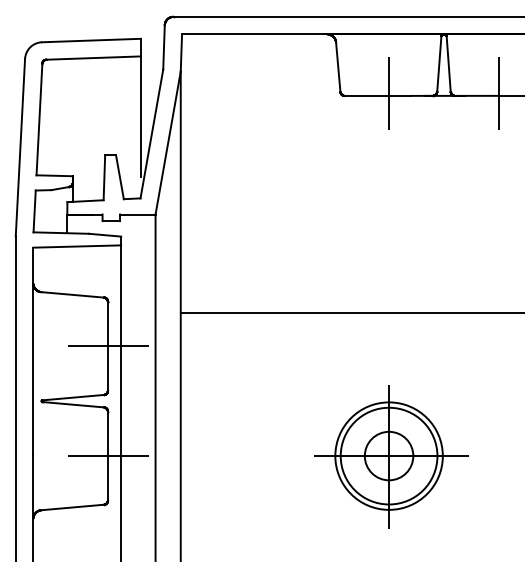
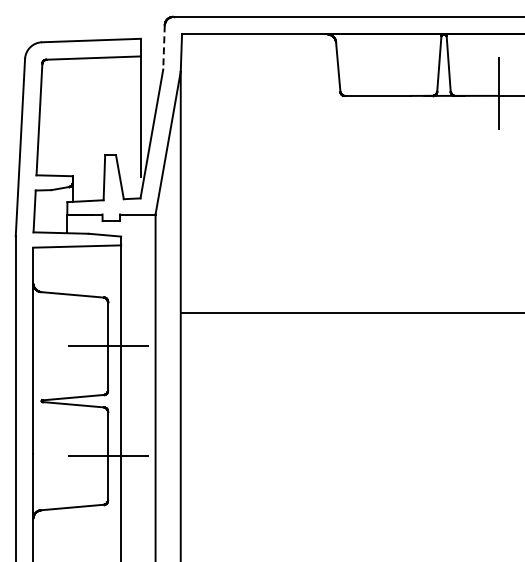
line: solid -> dashed (164, 47)
line: present -> none (389, 93)
part: present -> none (391, 456)
